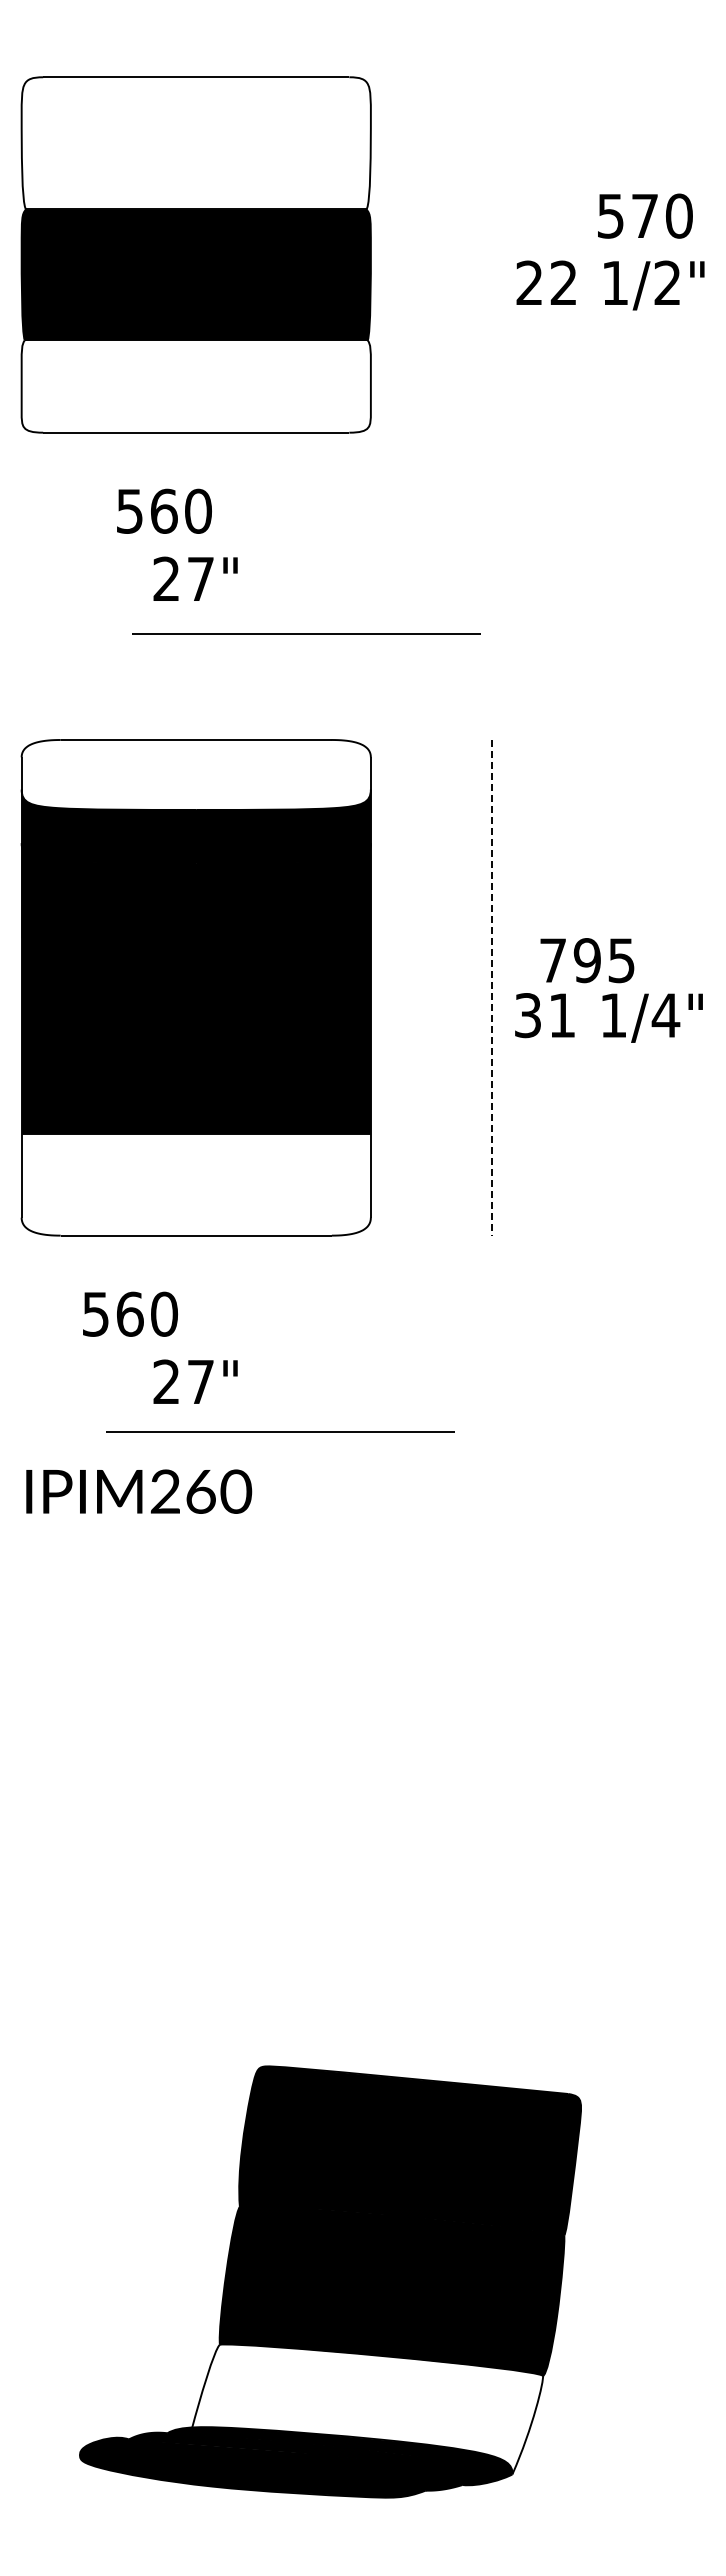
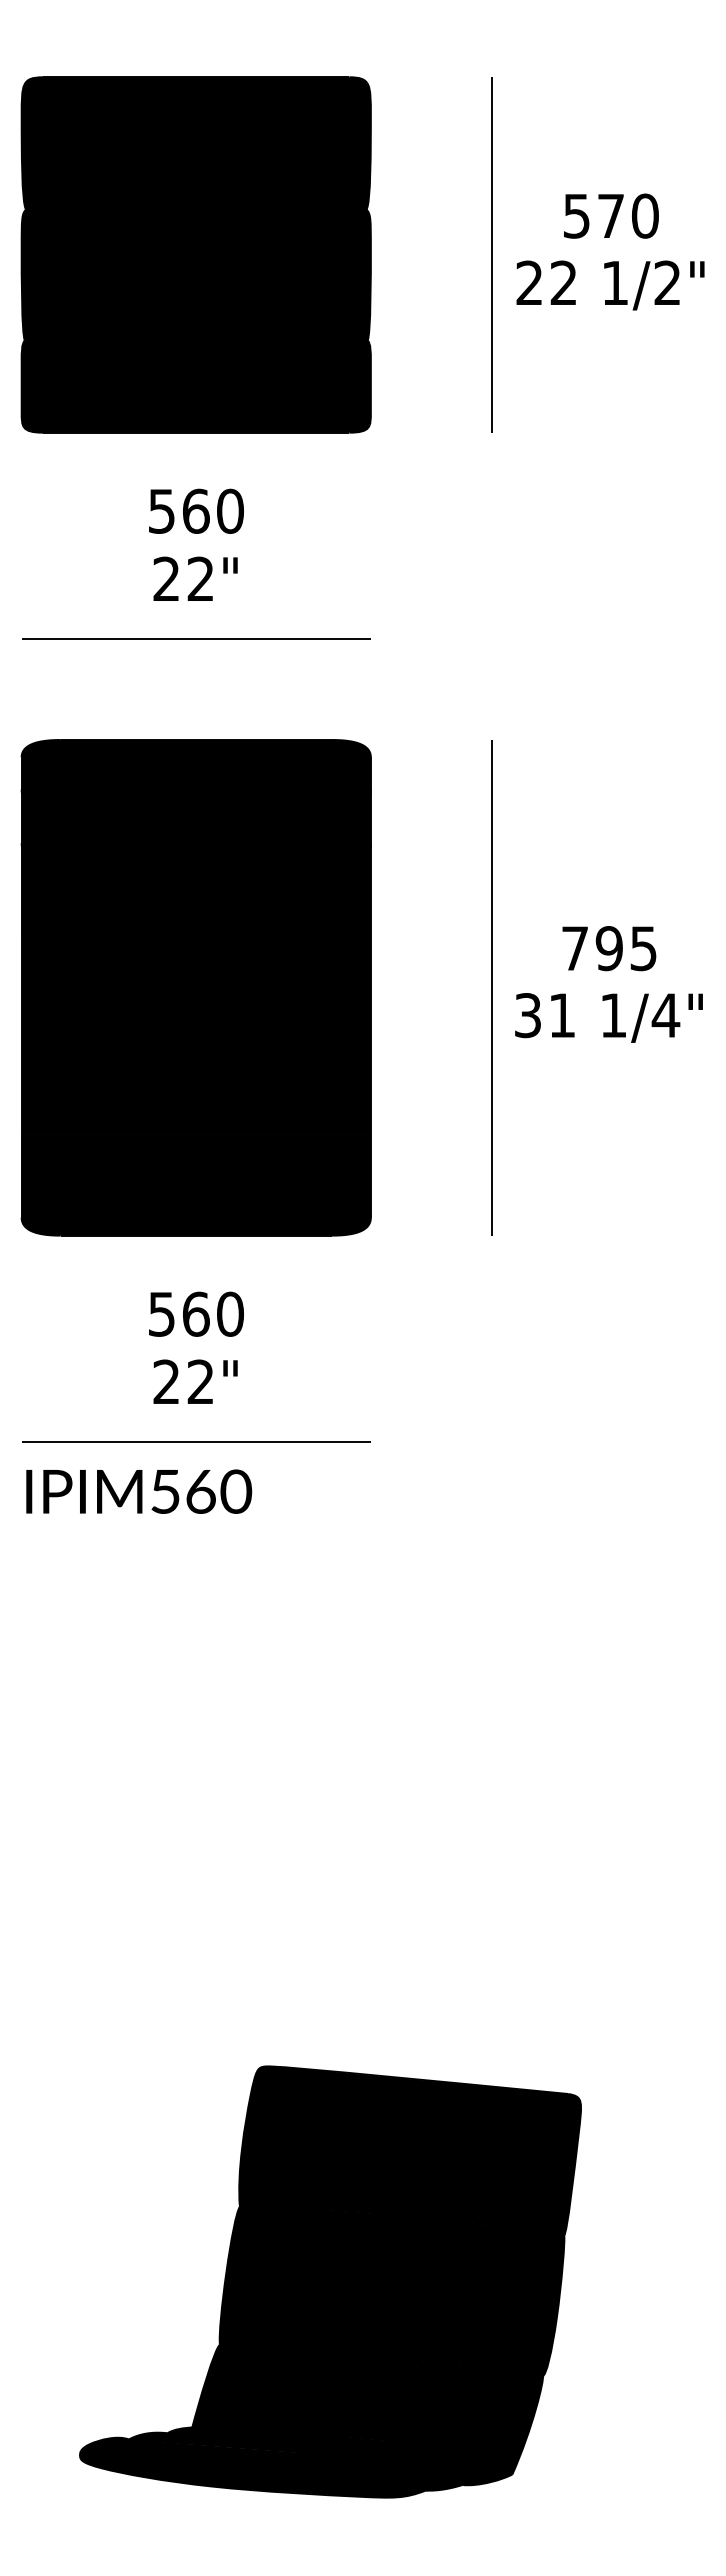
fill: none -> present (195, 143)
text position: (645, 215) -> (611, 215) (611, 215)
line: none -> present (491, 254)
fill: none -> present (195, 386)
text position: (164, 510) -> (196, 510) (196, 510)
text: 27" -> 22" (200, 578)
line position: (306, 633) -> (196, 638) (196, 638)
fill: none -> present (195, 774)
text position: (587, 960) -> (609, 948) (609, 948)
line: dashed -> solid (492, 987)
fill: none -> present (195, 1184)
text position: (130, 1313) -> (196, 1313) (196, 1313)
text: 27" -> 22" (200, 1381)
line position: (280, 1431) -> (196, 1441) (196, 1441)
text: IPIM260 -> IPIM560 (164, 1491)
fill: none -> present (367, 2409)
